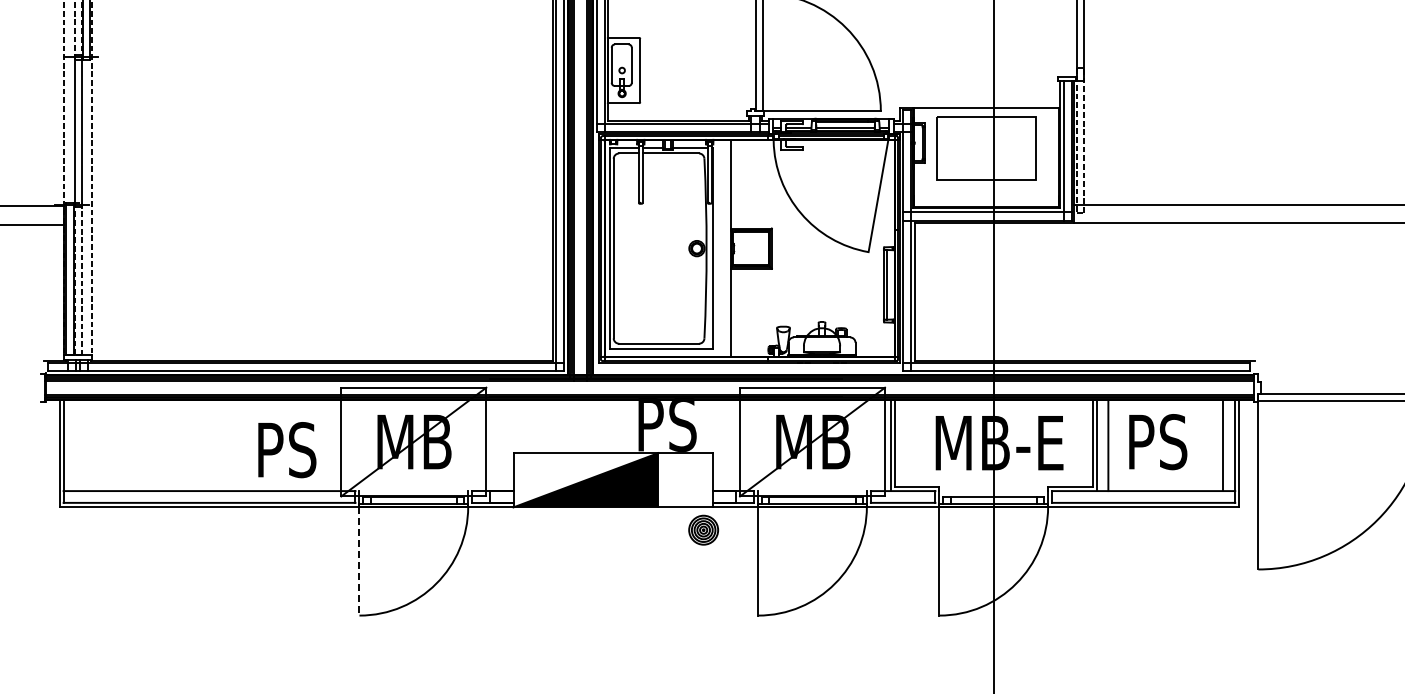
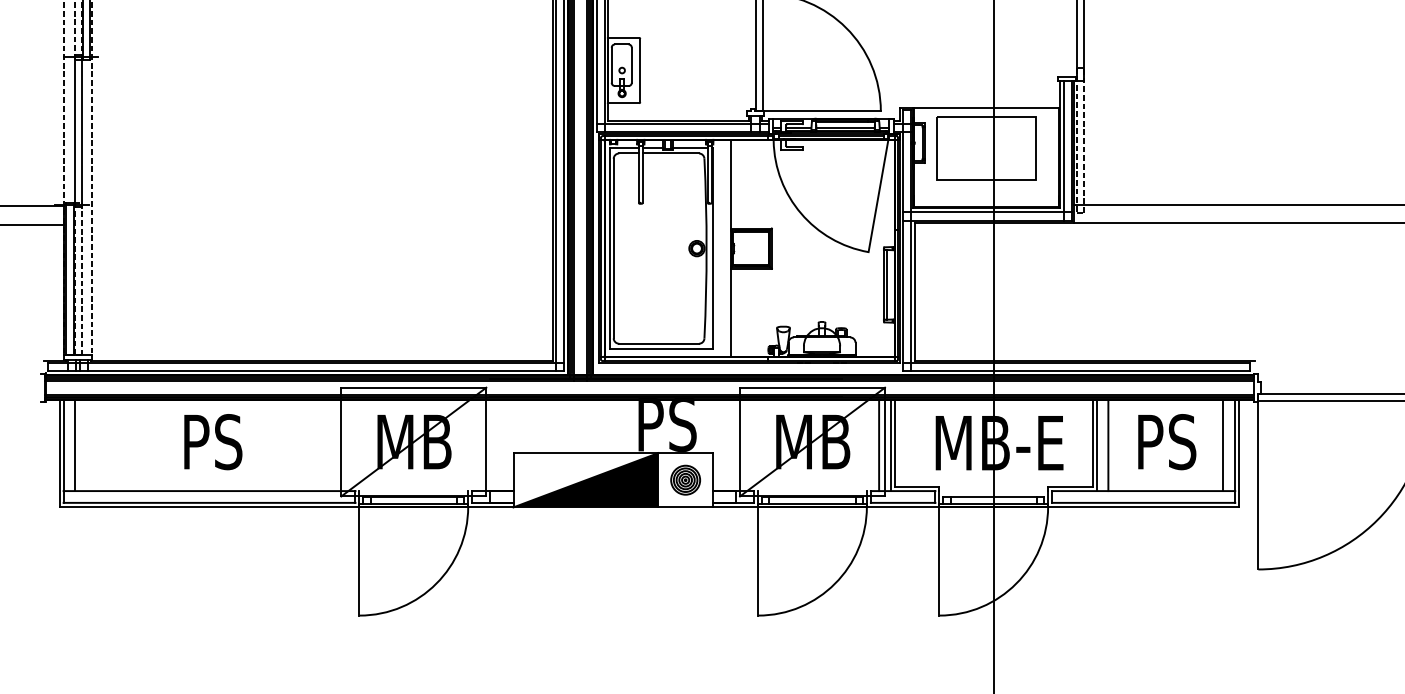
text position: (1158, 442) -> (1167, 442) (1167, 442)
line: none -> present (75, 445)
line: none -> present (879, 445)
text position: (287, 450) -> (213, 442) (213, 442)
part position: (703, 529) -> (685, 479) (685, 479)
line: dashed -> solid (359, 561)
